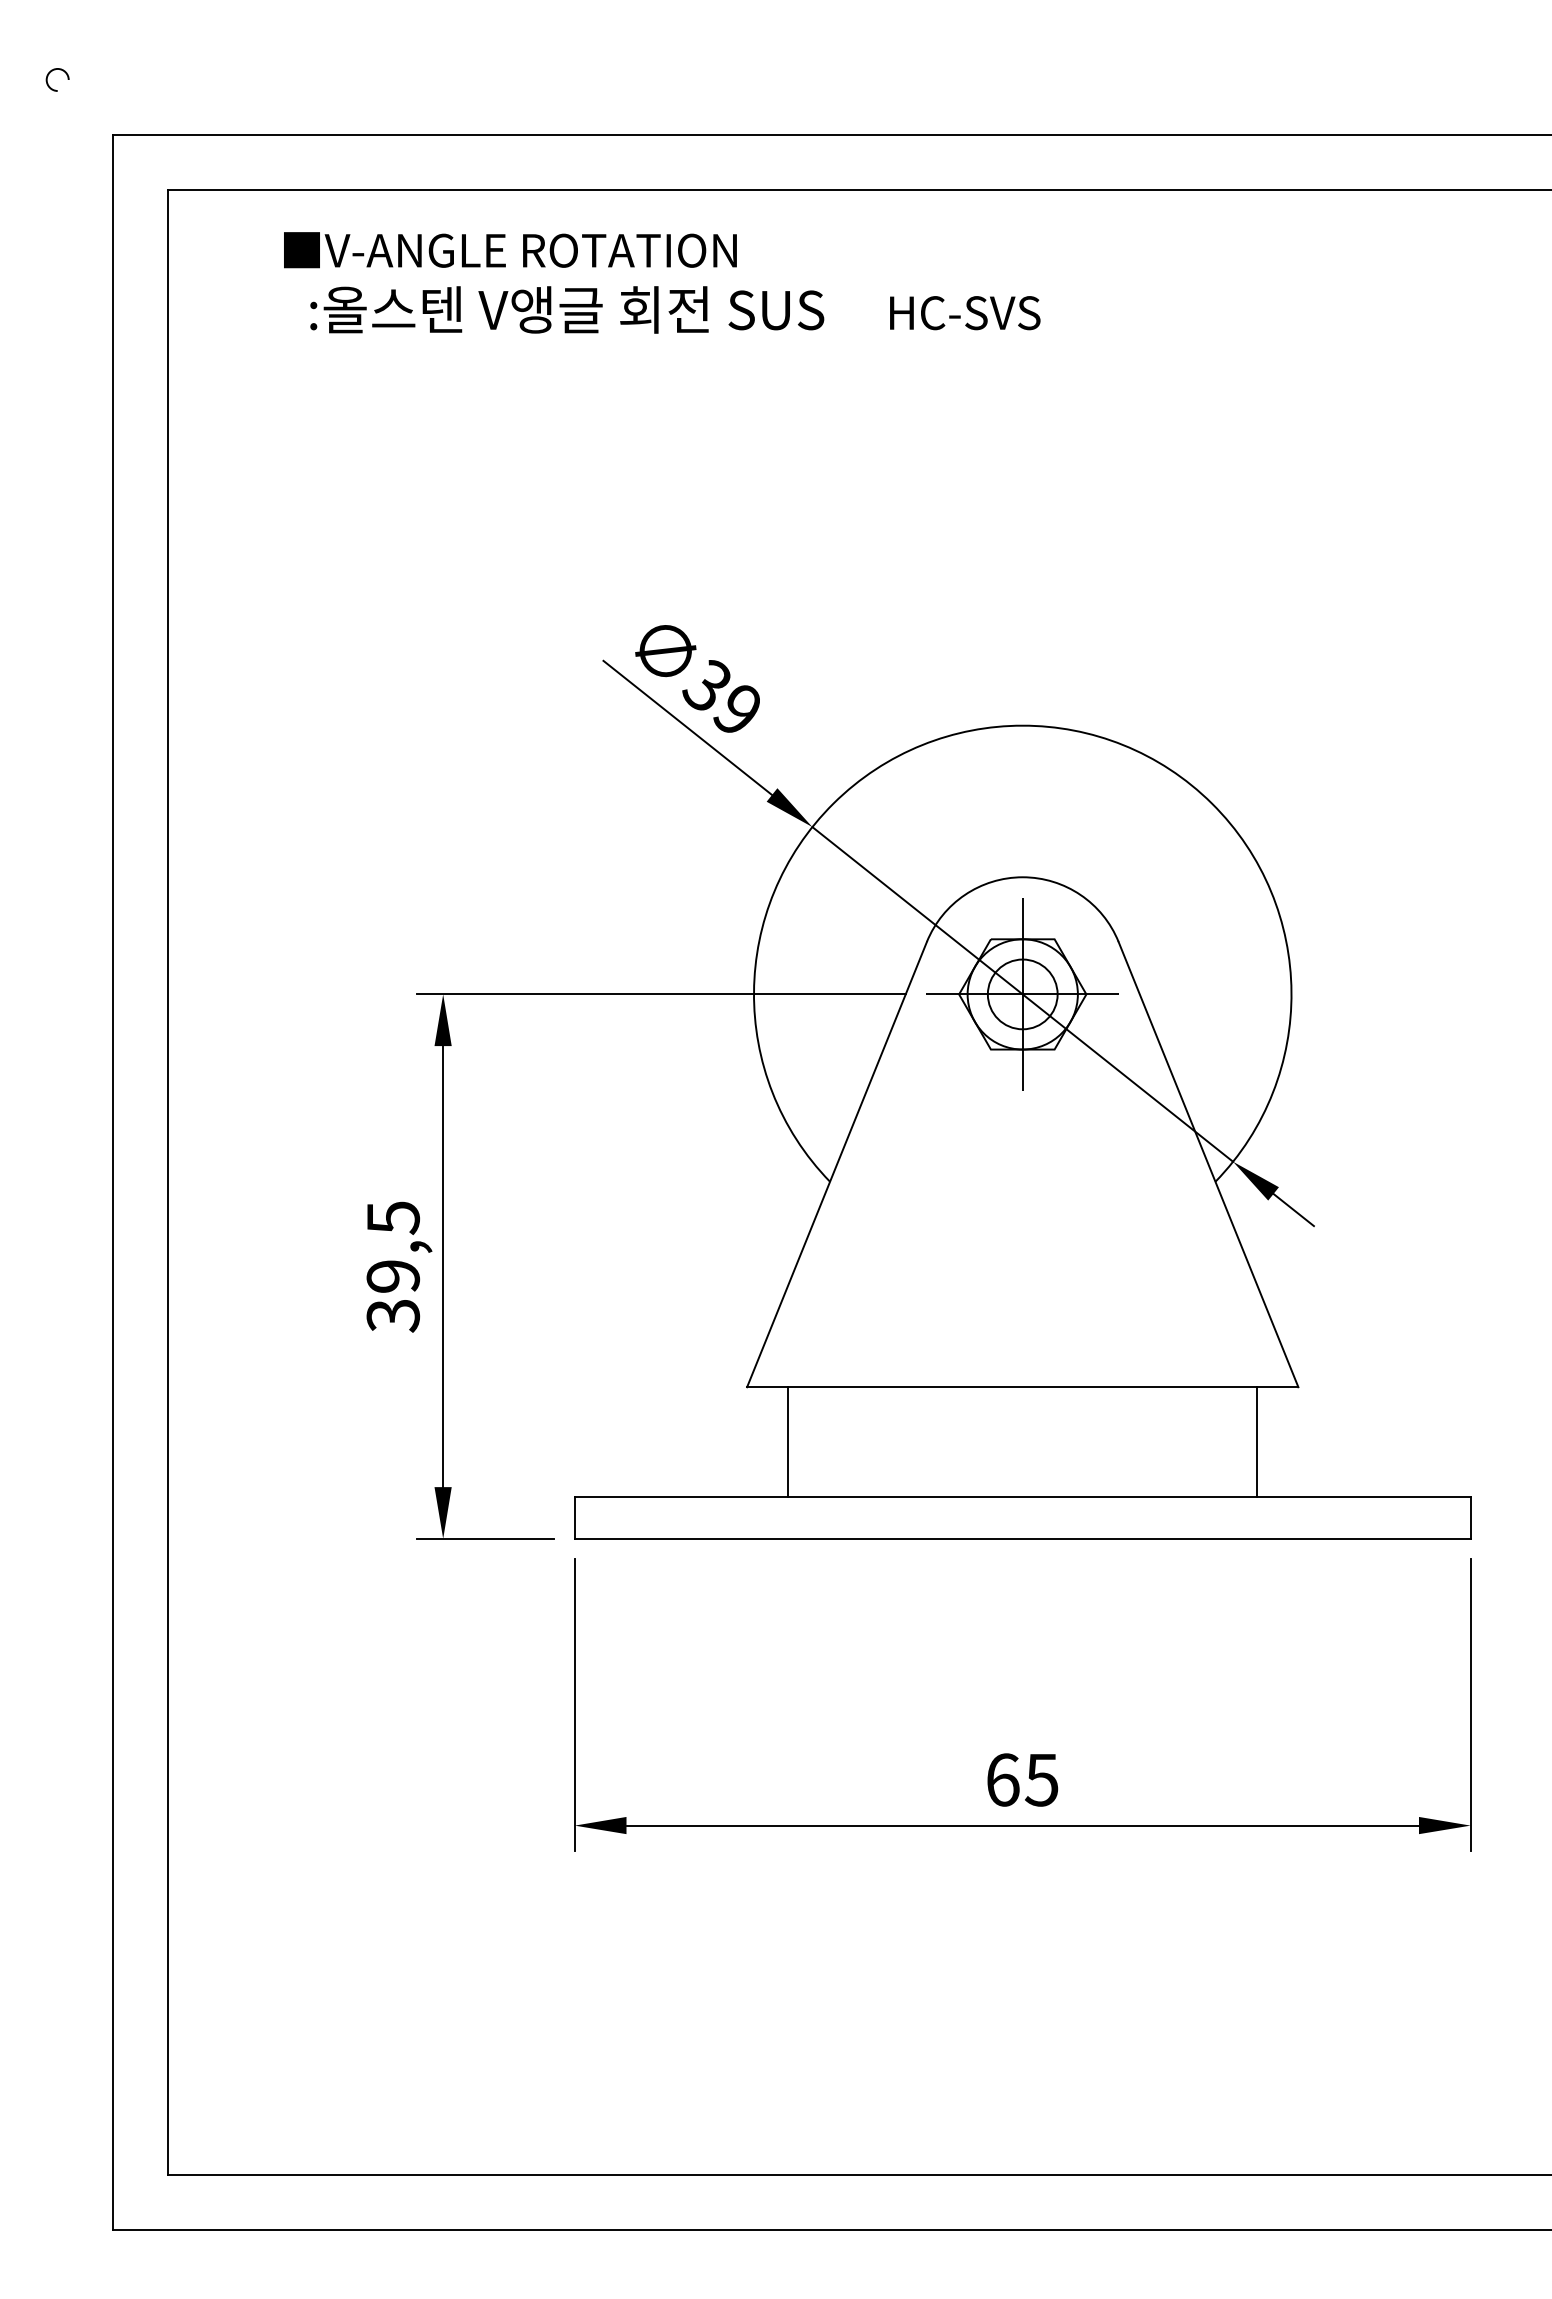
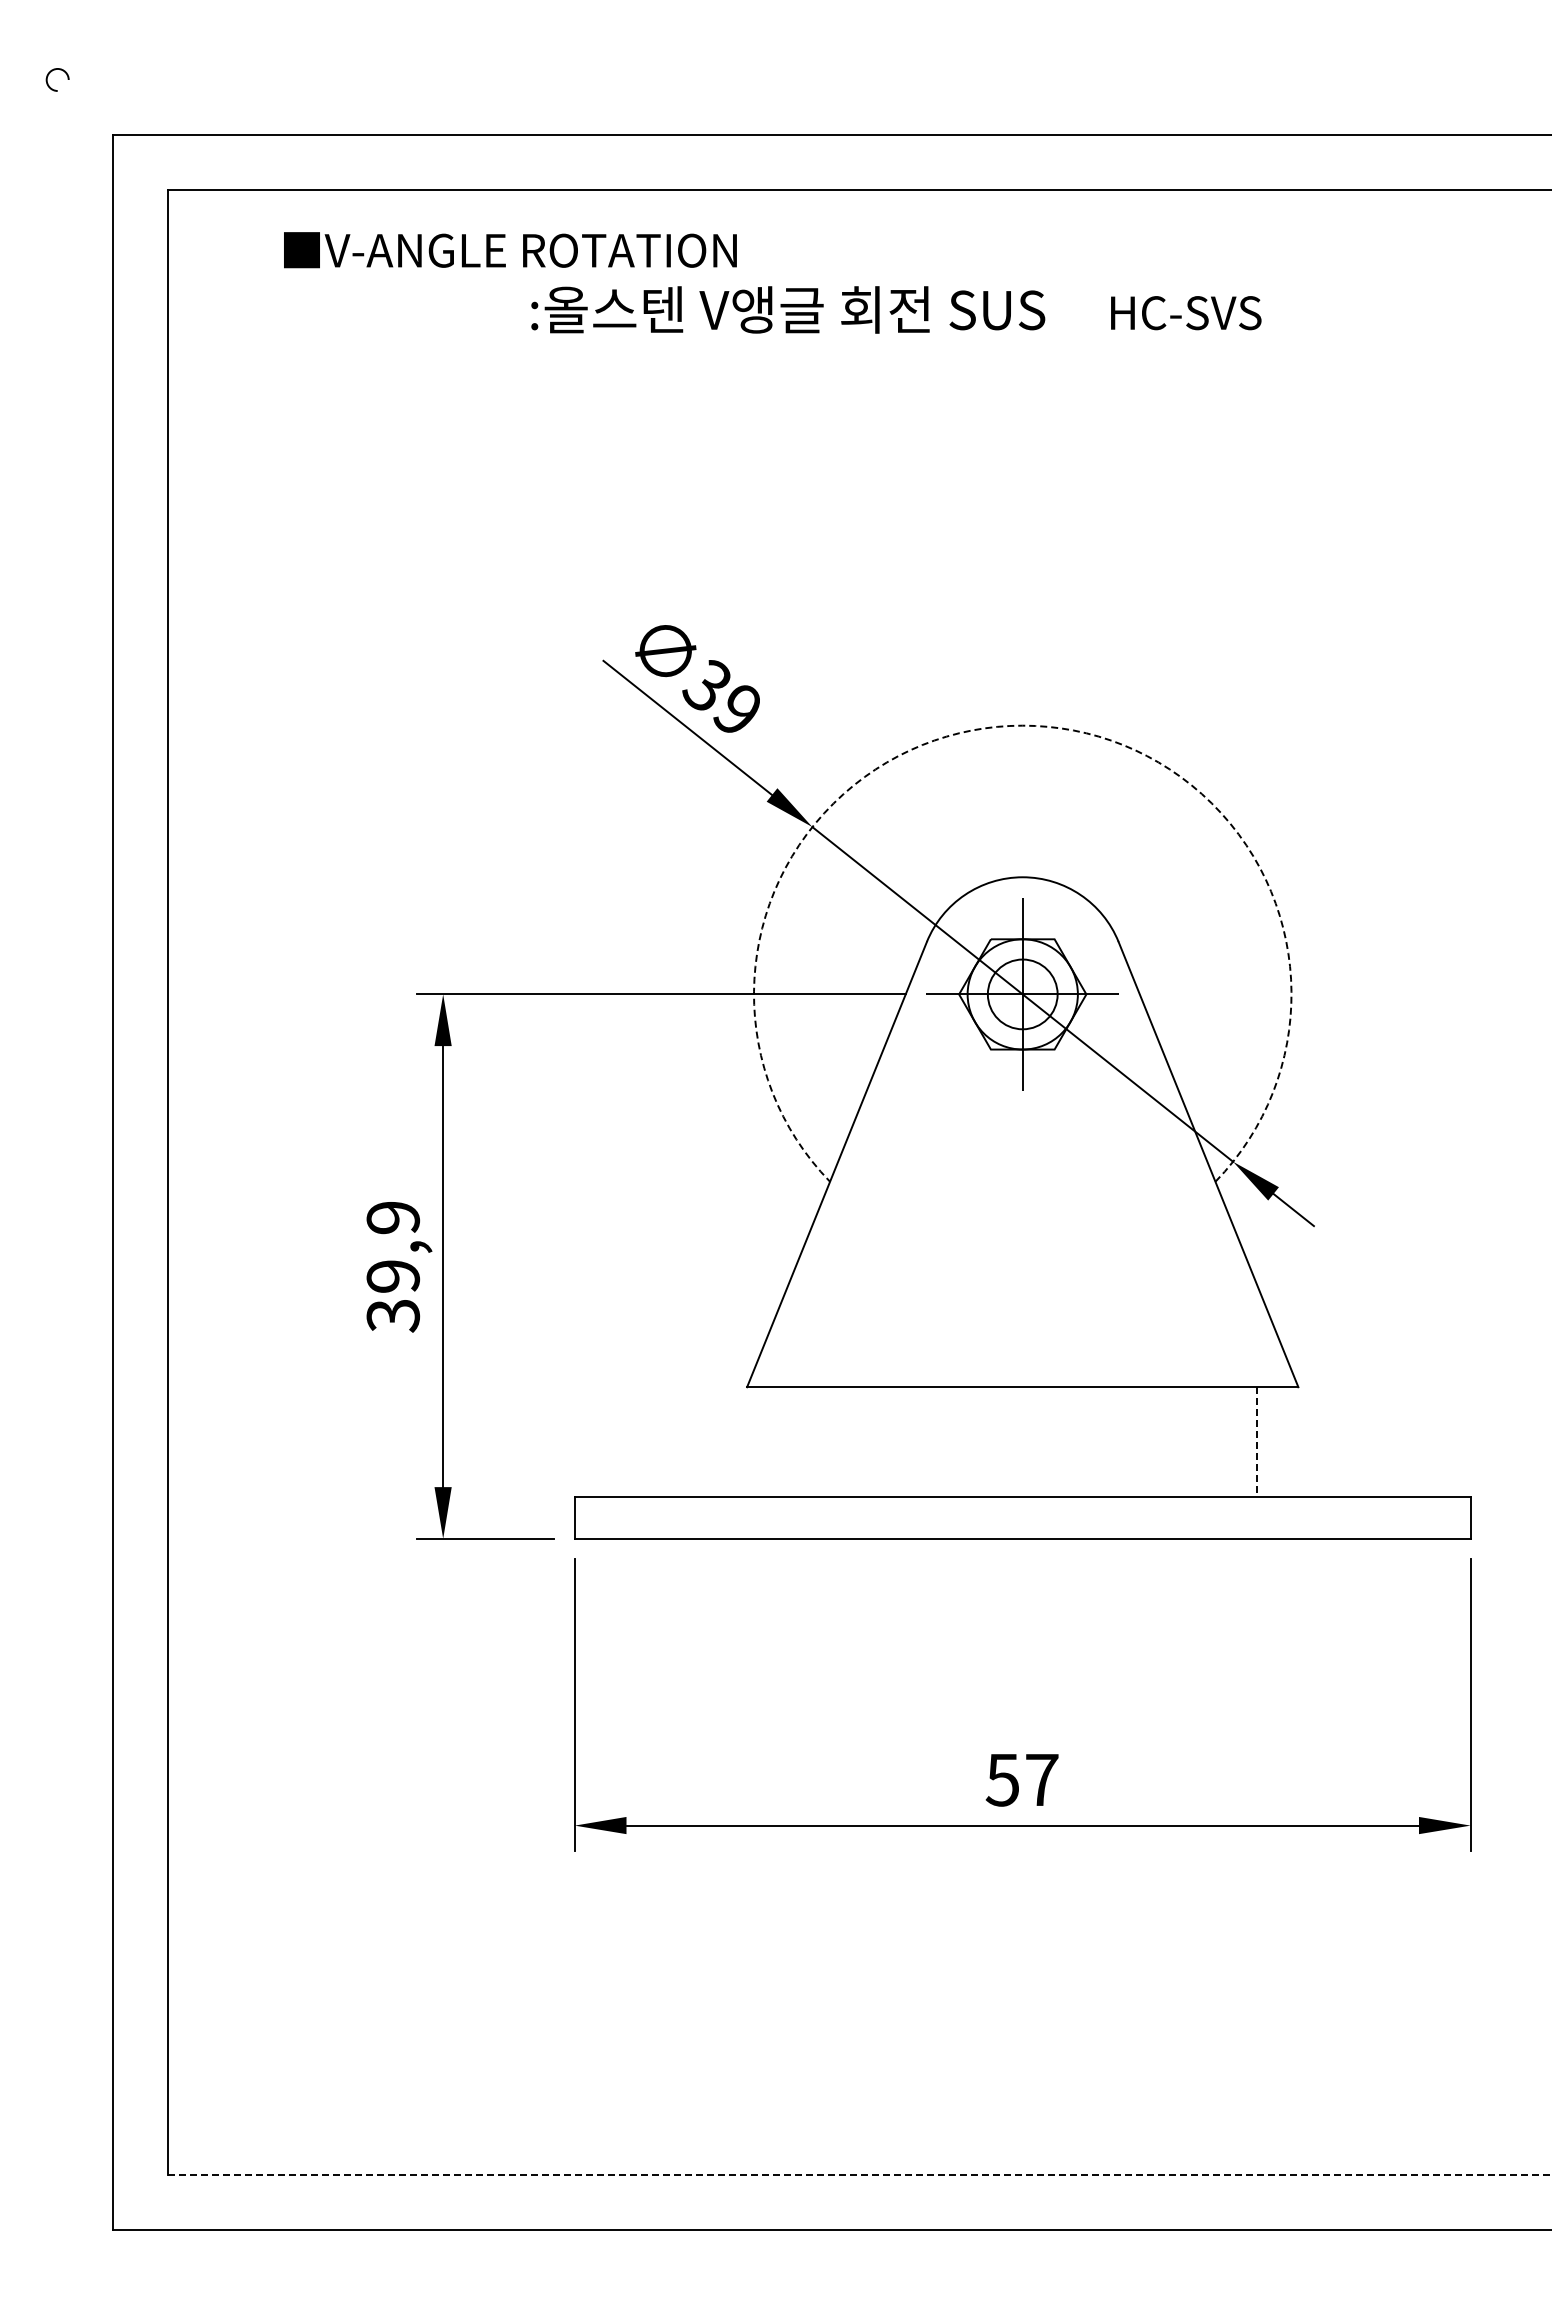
text position: (675, 309) -> (896, 309) (896, 309)
arc: solid -> dashed (1022, 725)
text: 39,5 -> 39,9 (392, 1218)
line: present -> none (788, 1442)
line: solid -> dashed (1257, 1442)
text: 65 -> 57 (1021, 1779)
line: solid -> dashed (859, 2174)
